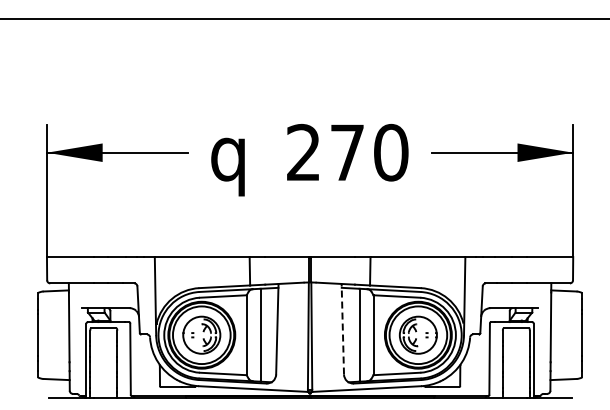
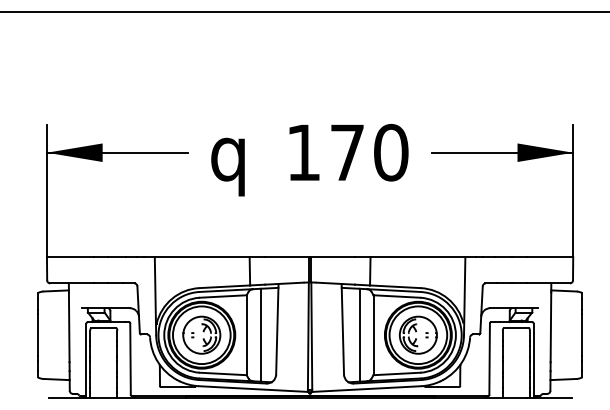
line position: (304, 19) -> (304, 12) (304, 12)
text: 270 -> 170 (303, 151)
line: dashed -> solid (342, 328)
